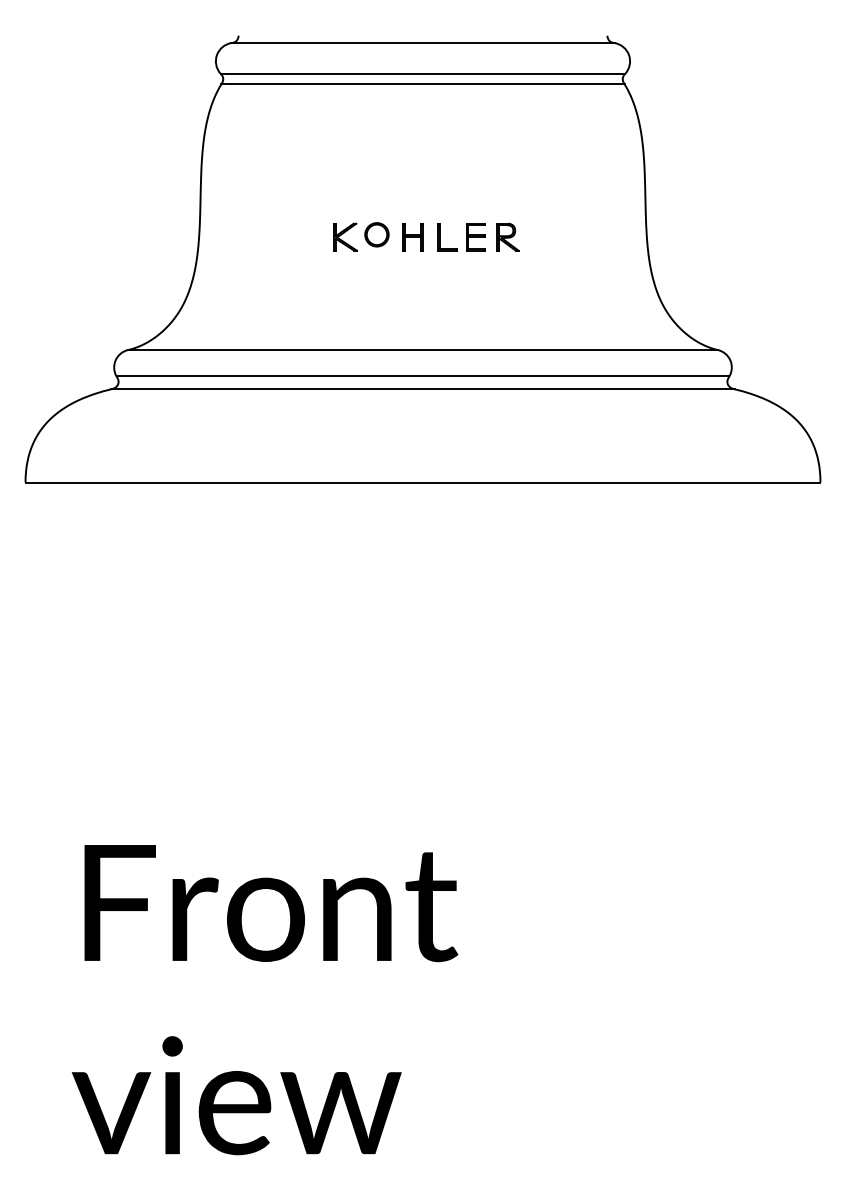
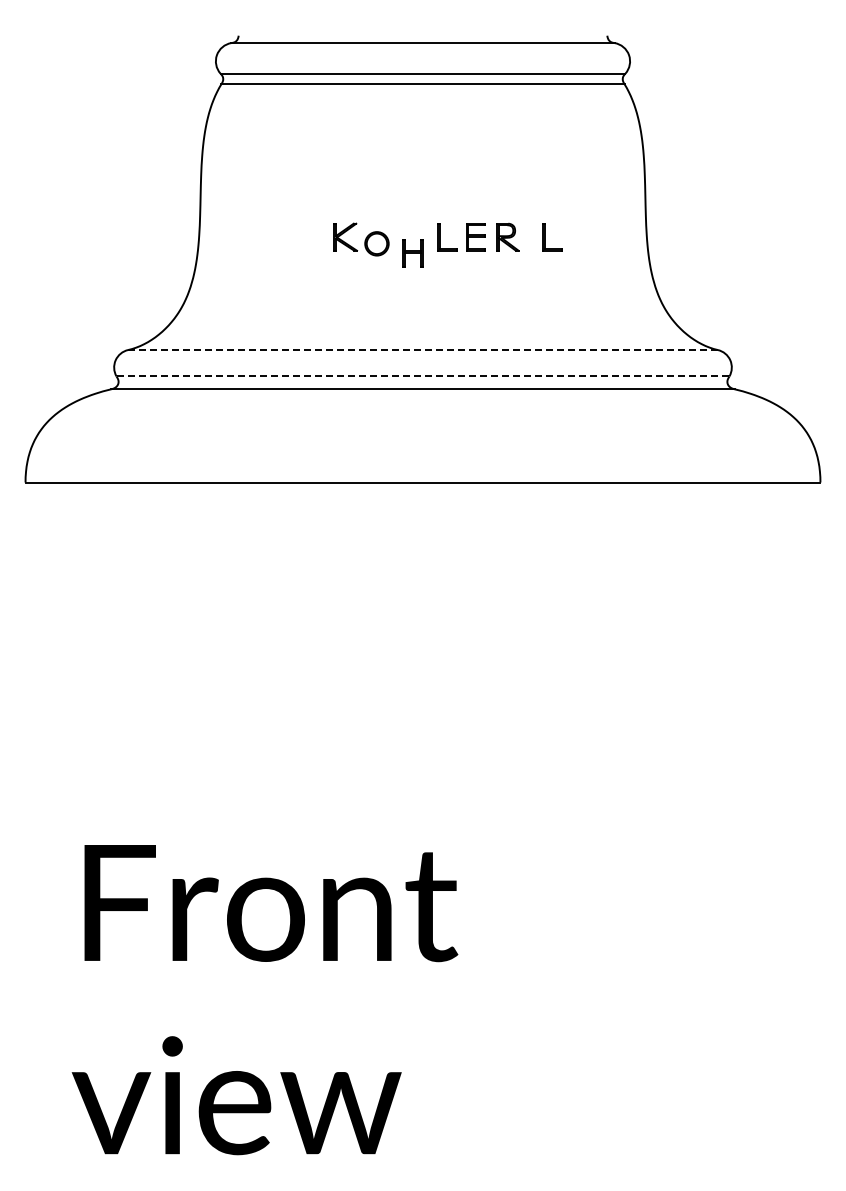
circle position: (376, 234) -> (376, 243) (376, 243)
part position: (412, 237) -> (412, 253) (412, 253)
part: none -> present (545, 237)
line: solid -> dashed (422, 350)
line: solid -> dashed (422, 376)
